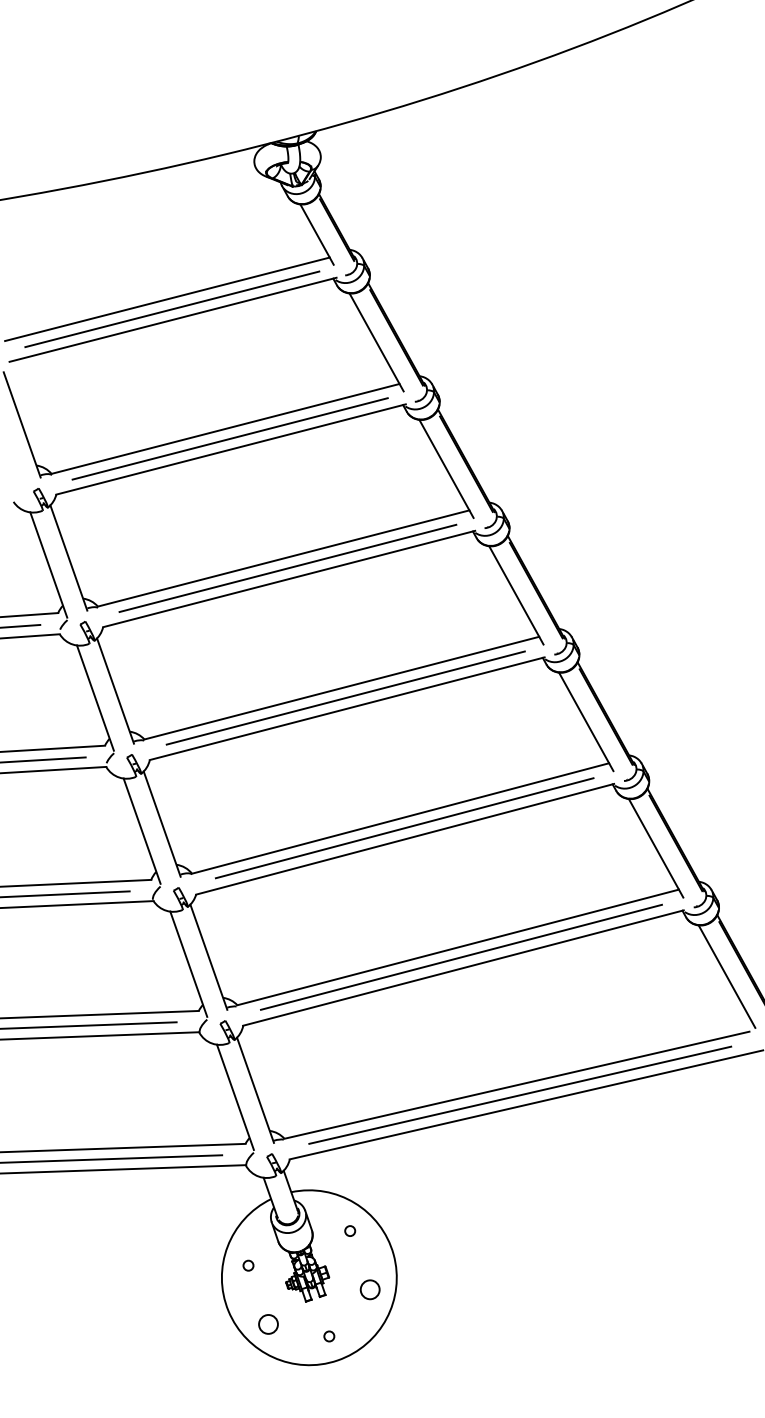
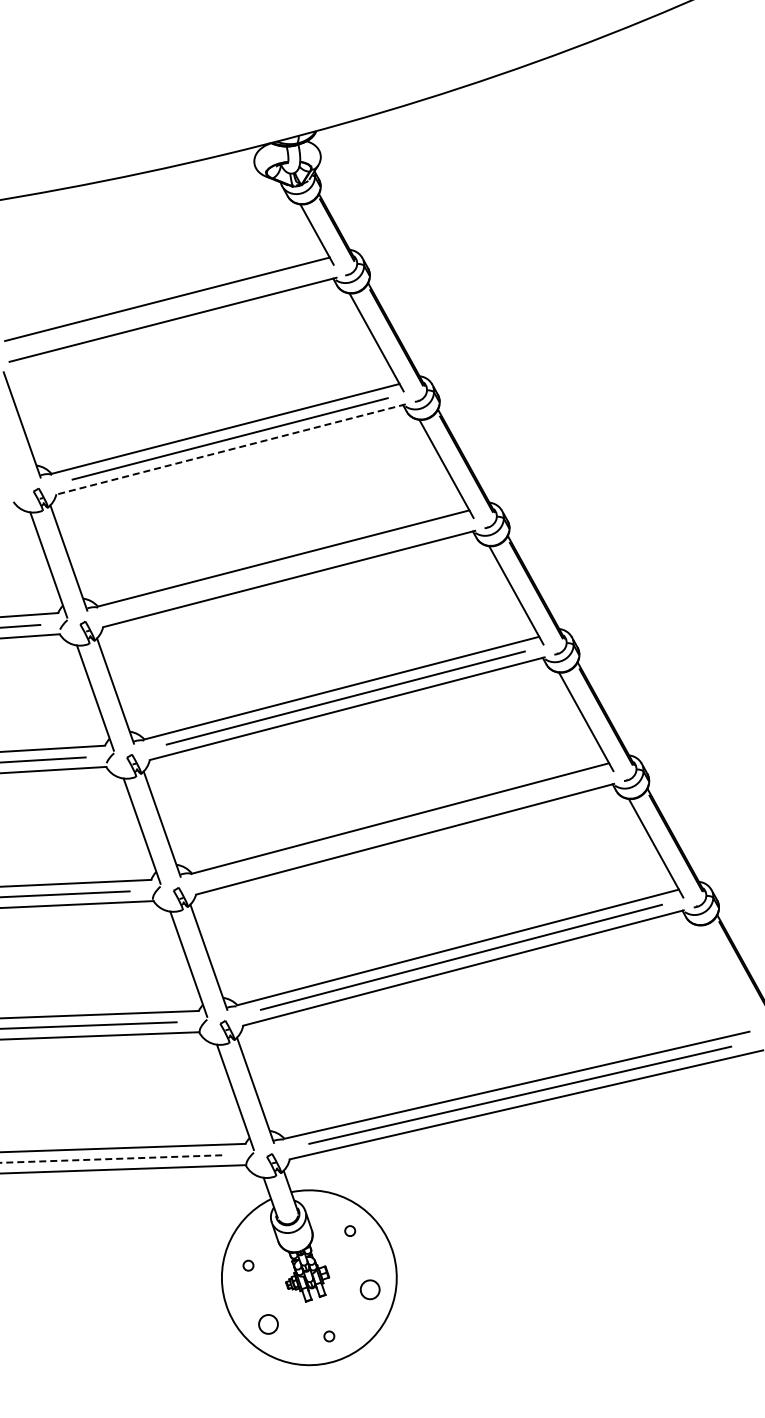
line: present -> none (172, 309)
line: solid -> dashed (230, 449)
line: present -> none (287, 567)
line: present -> none (404, 828)
line: present -> none (726, 976)
line: solid -> dashed (111, 1159)
